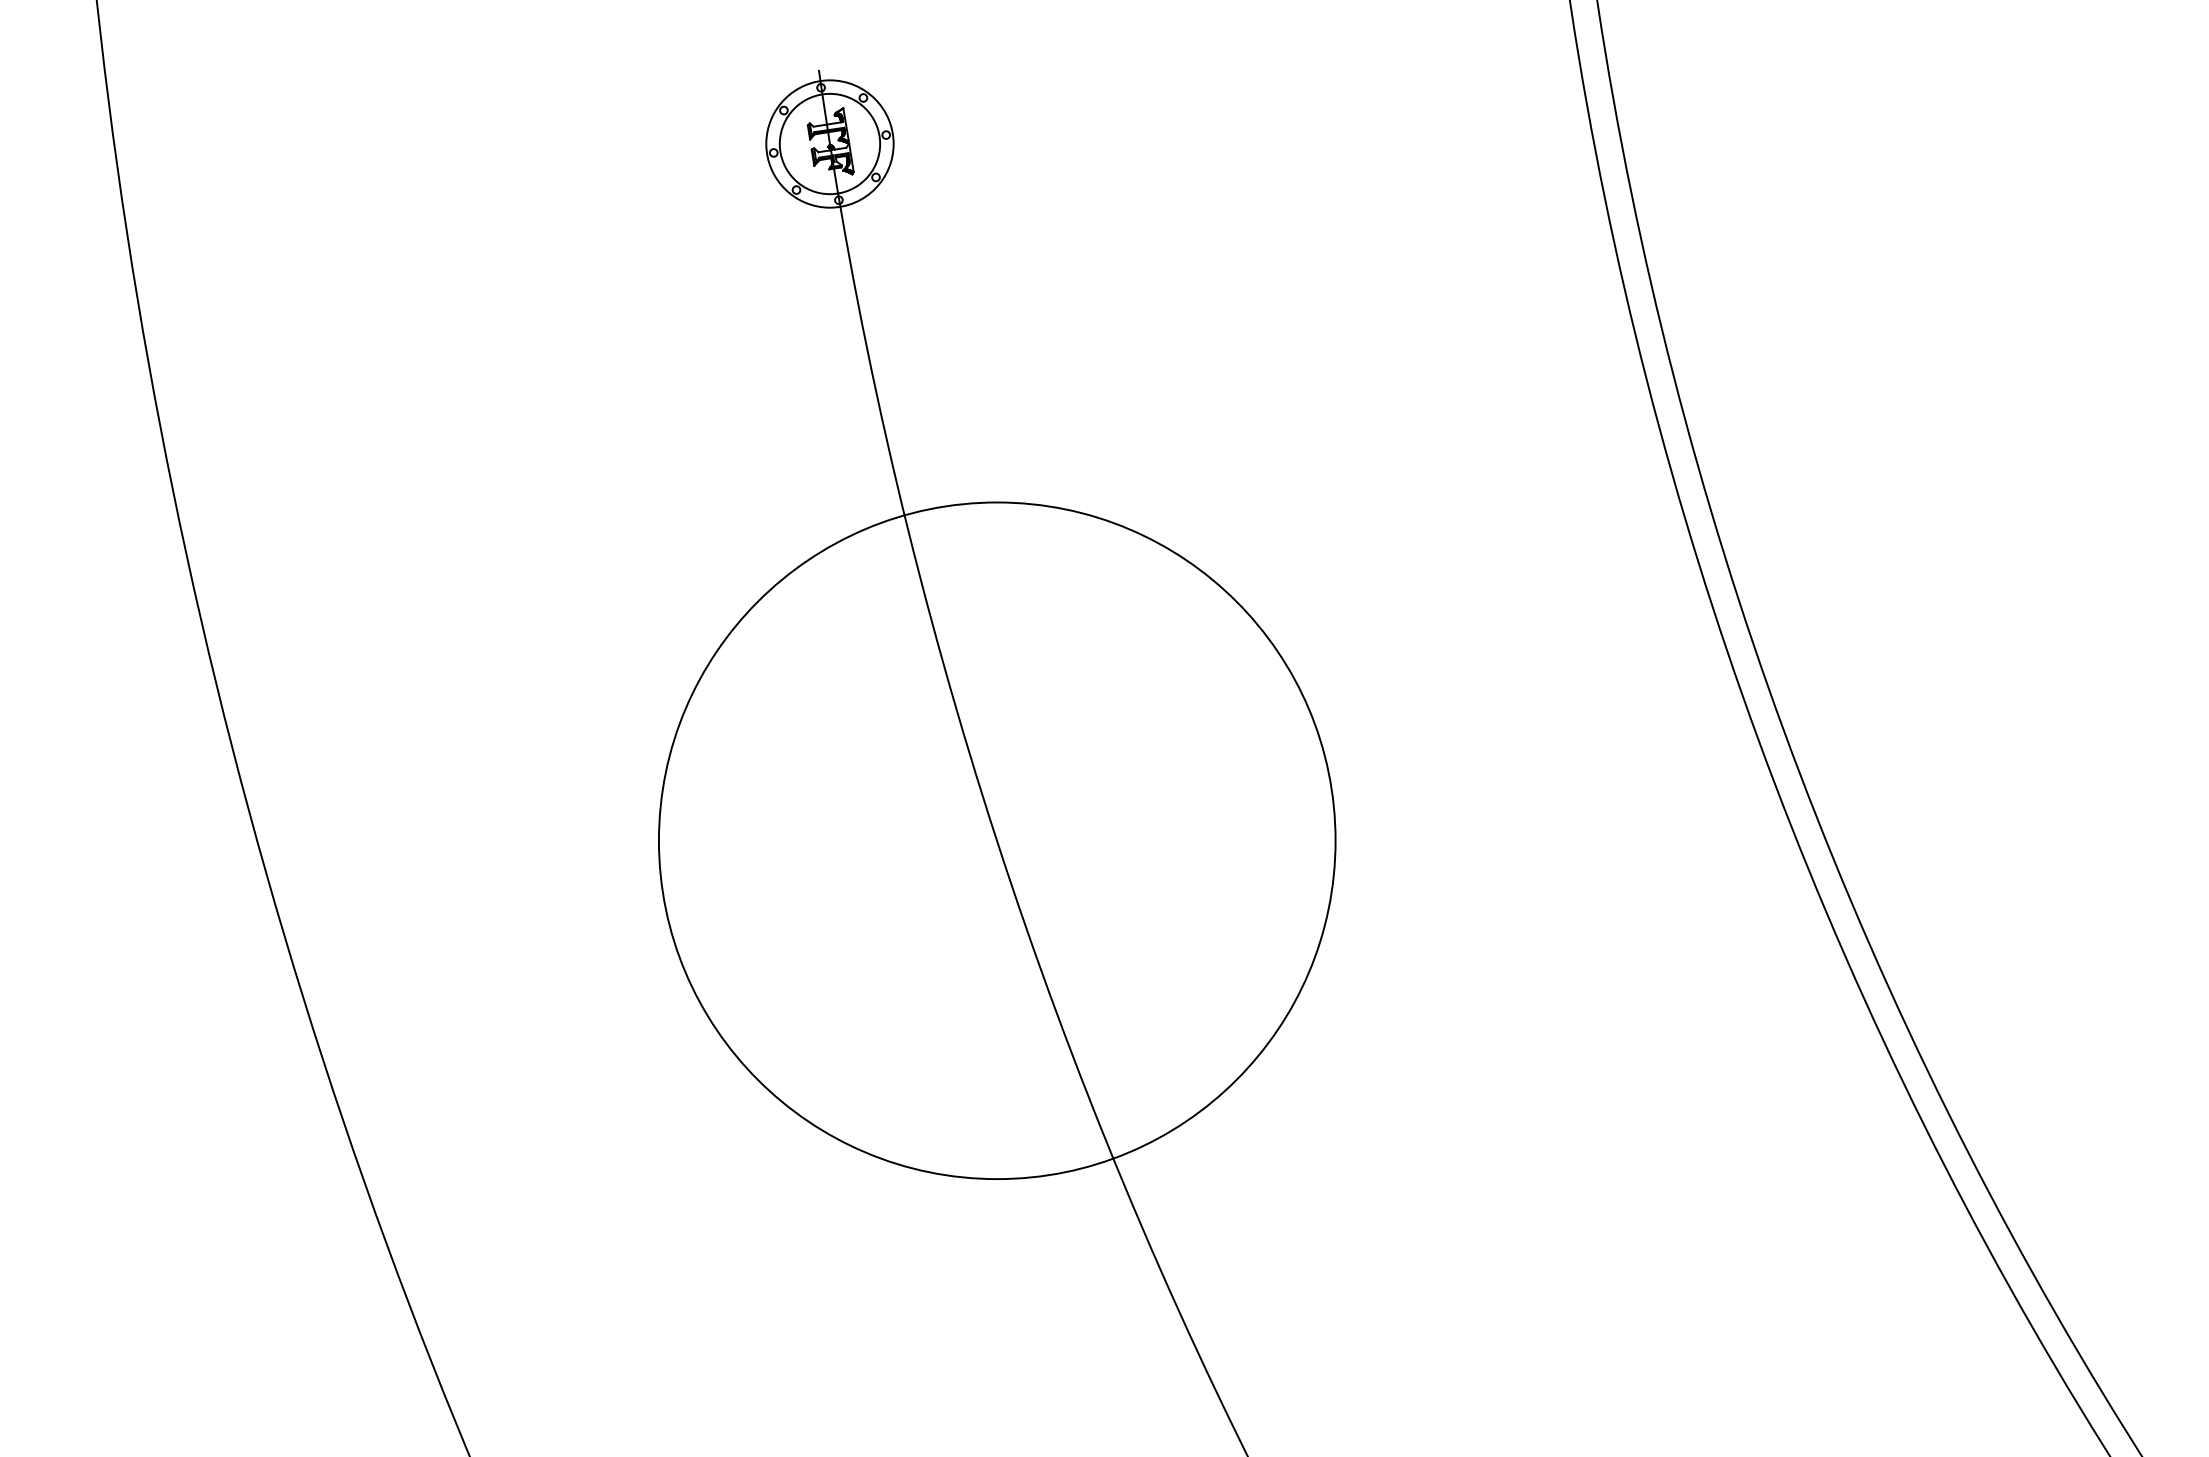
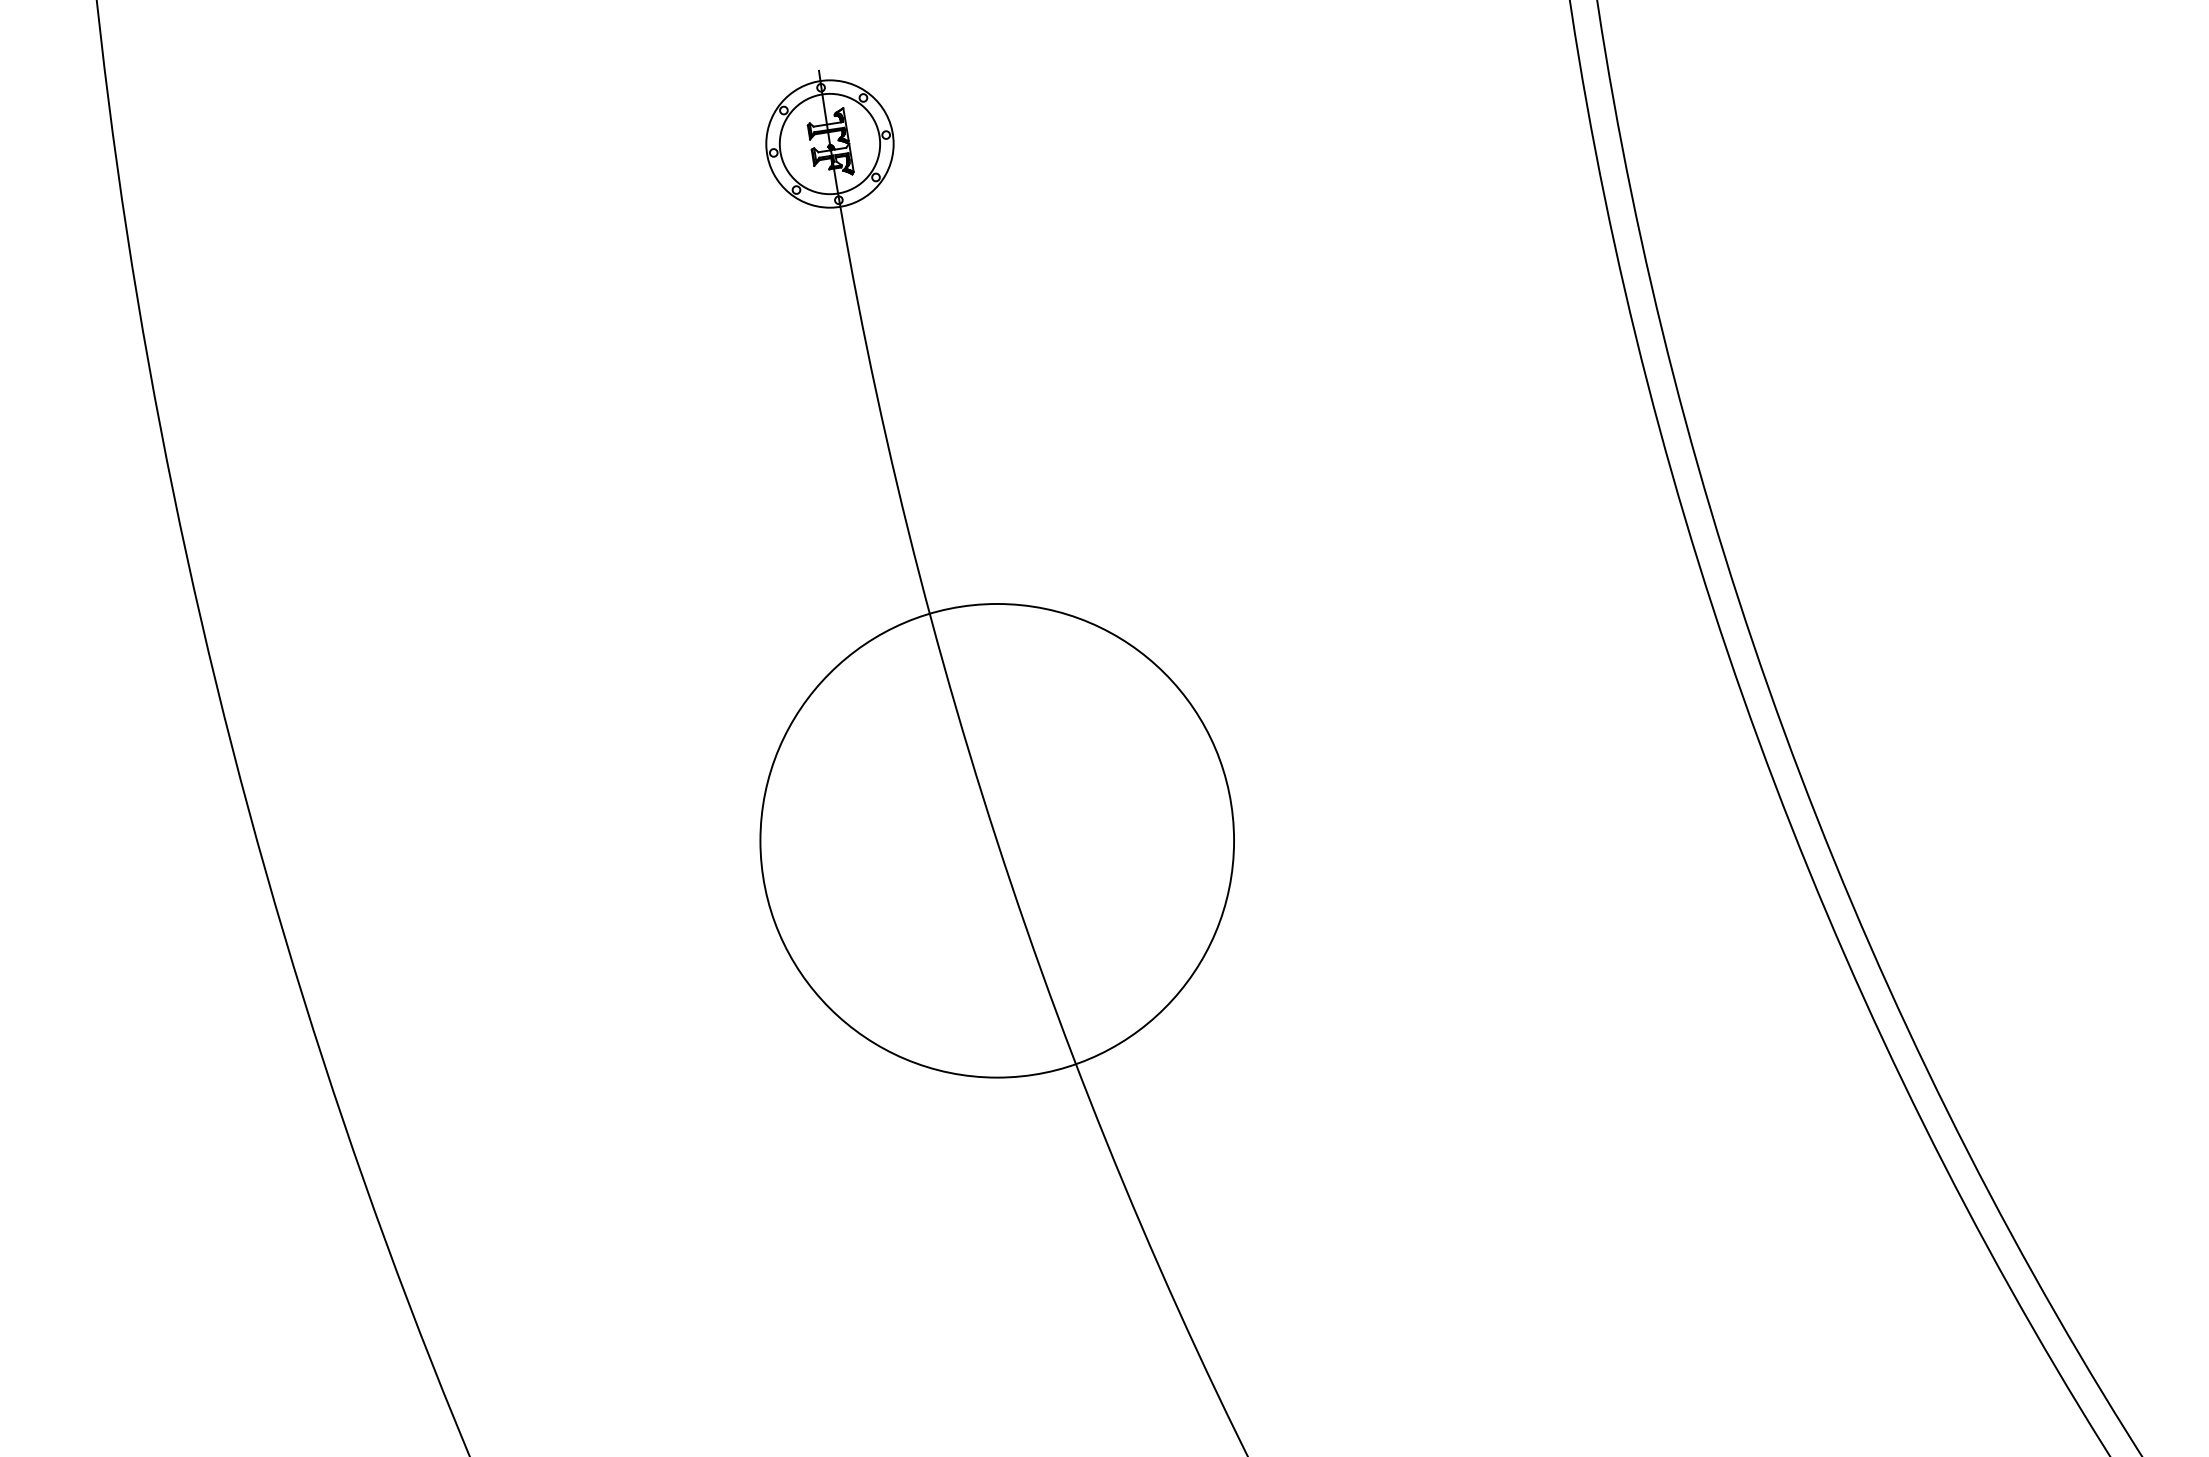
circle diameter: 677 px -> 474 px (997, 840)
